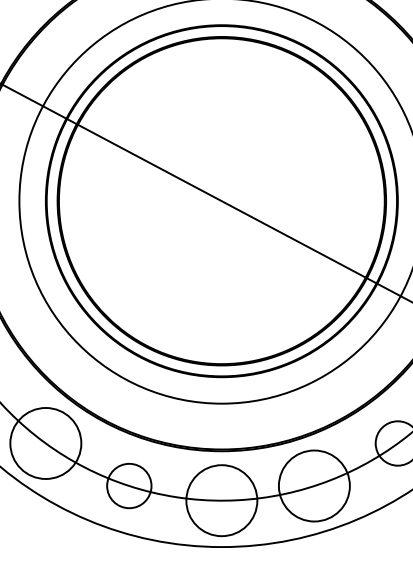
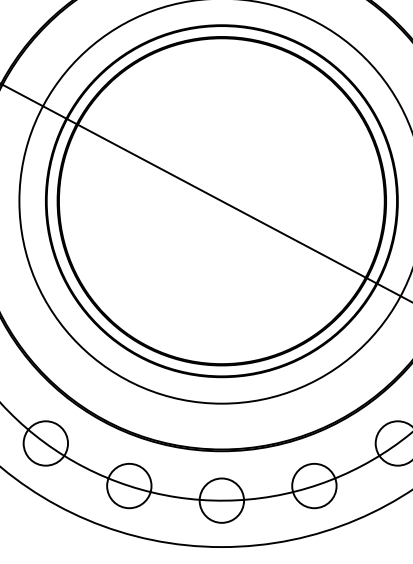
circle diameter: 71 px -> 44 px (45, 443)
circle diameter: 71 px -> 44 px (314, 485)
circle diameter: 71 px -> 44 px (221, 500)
